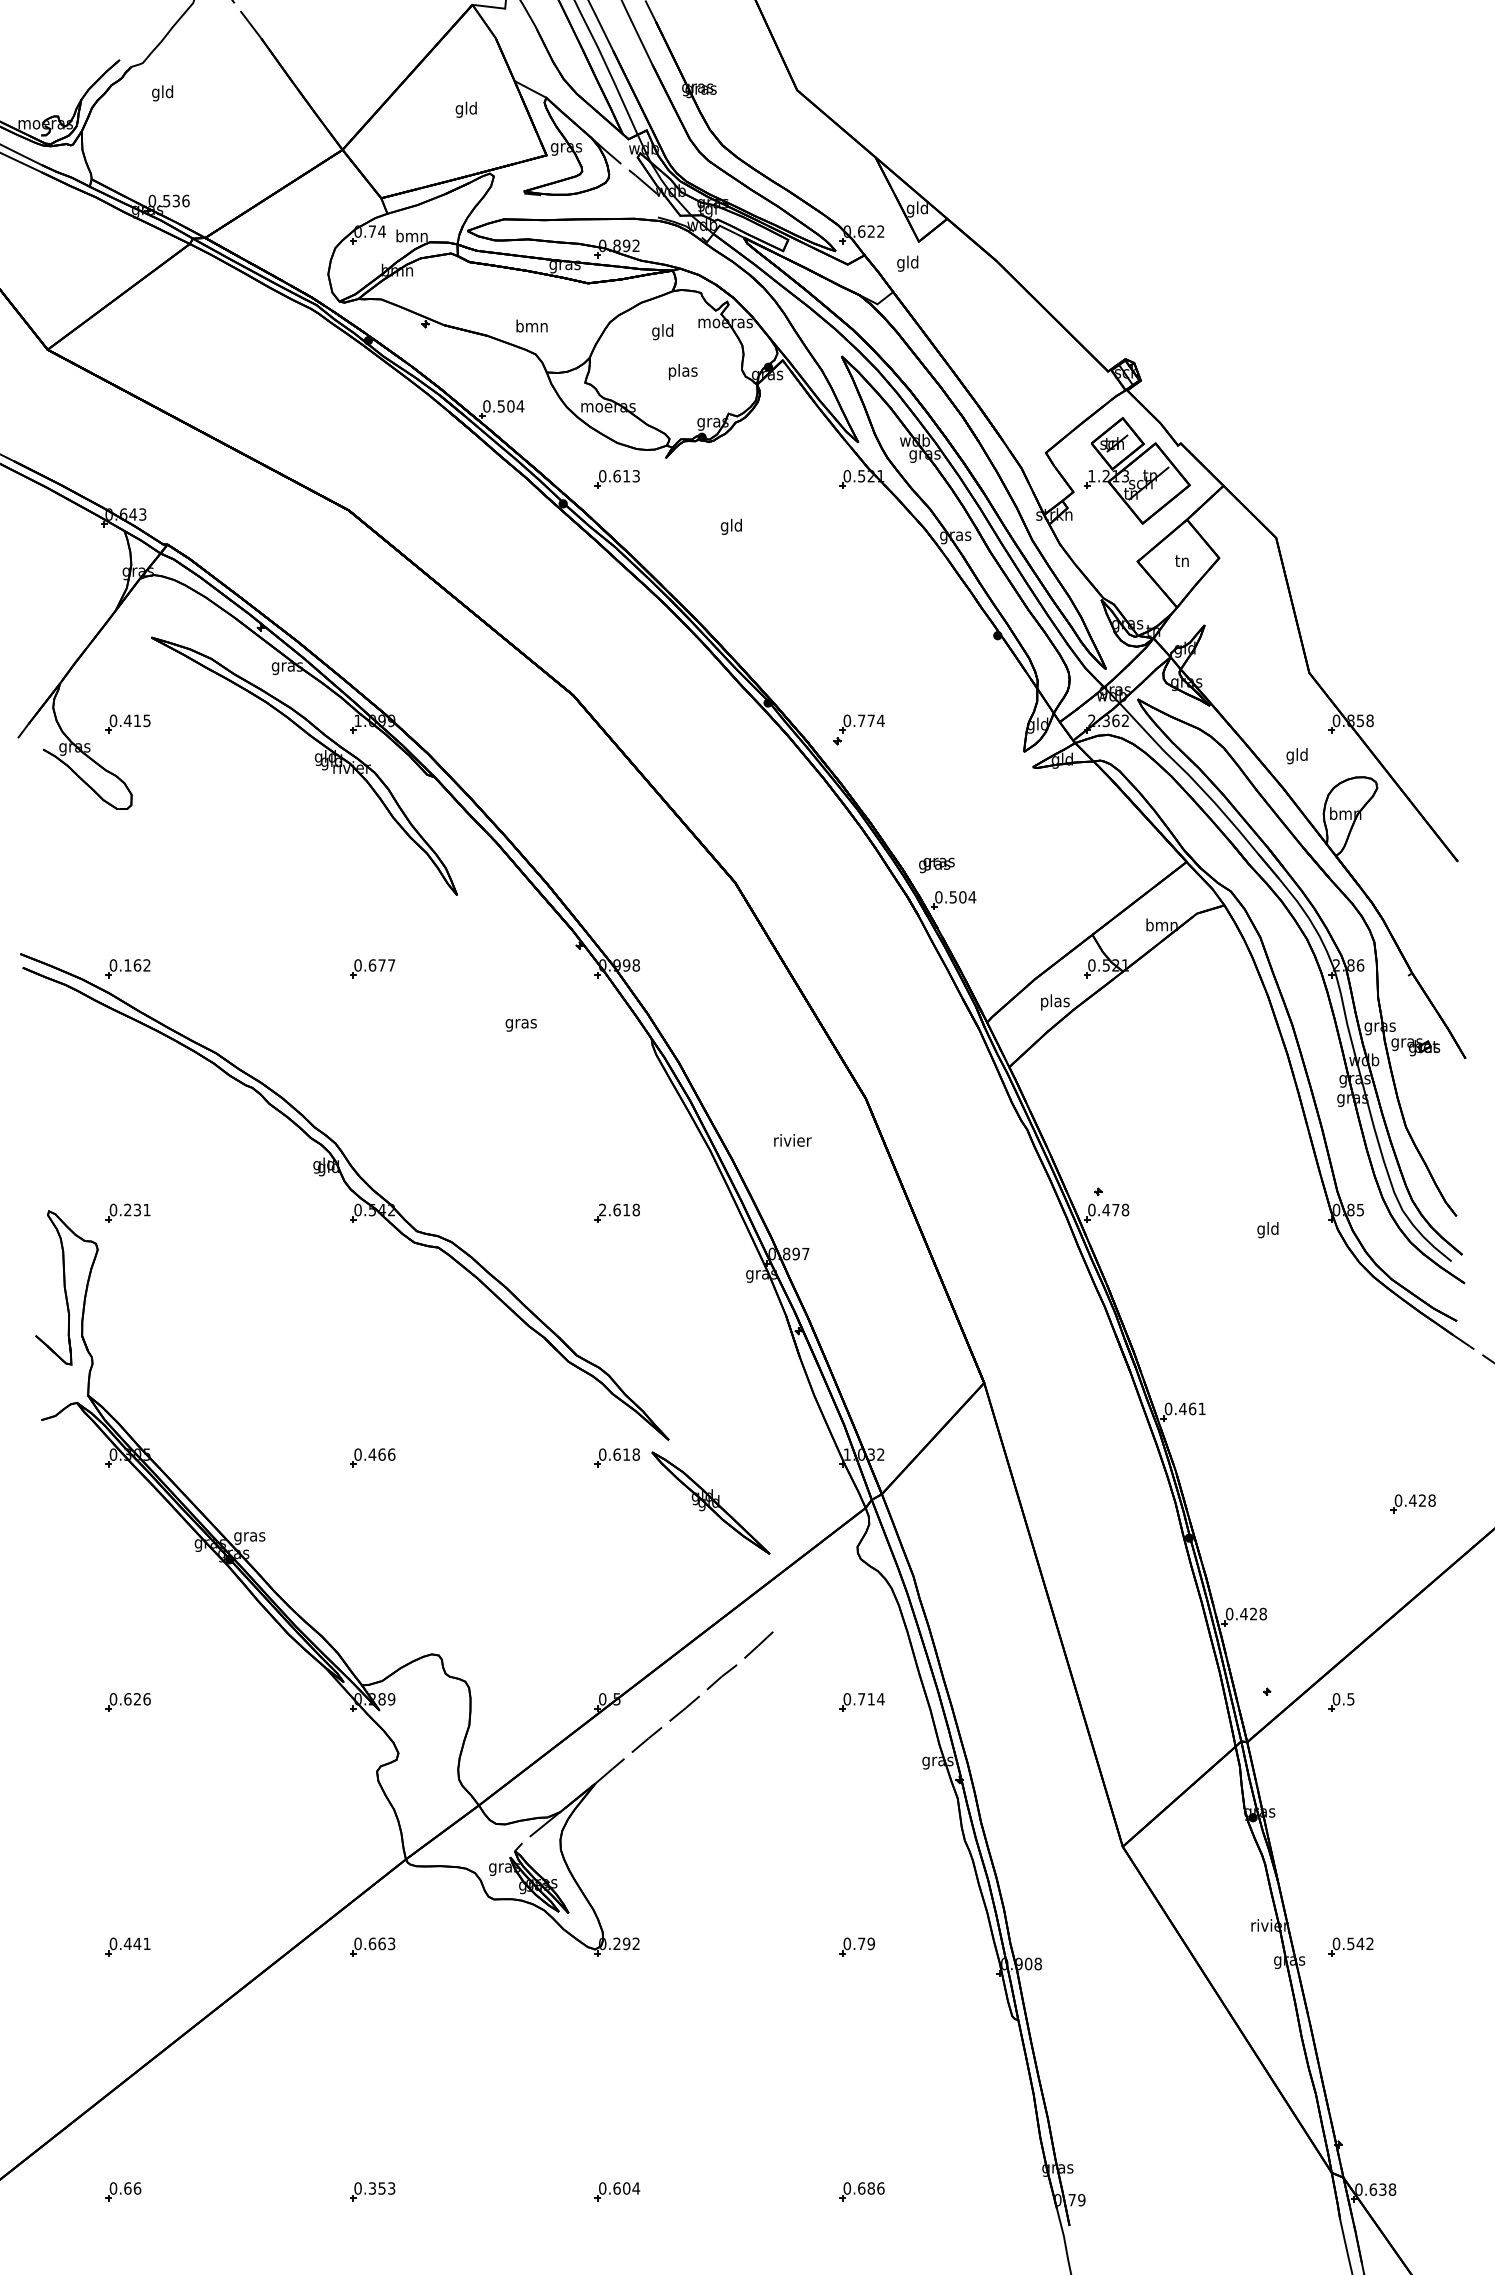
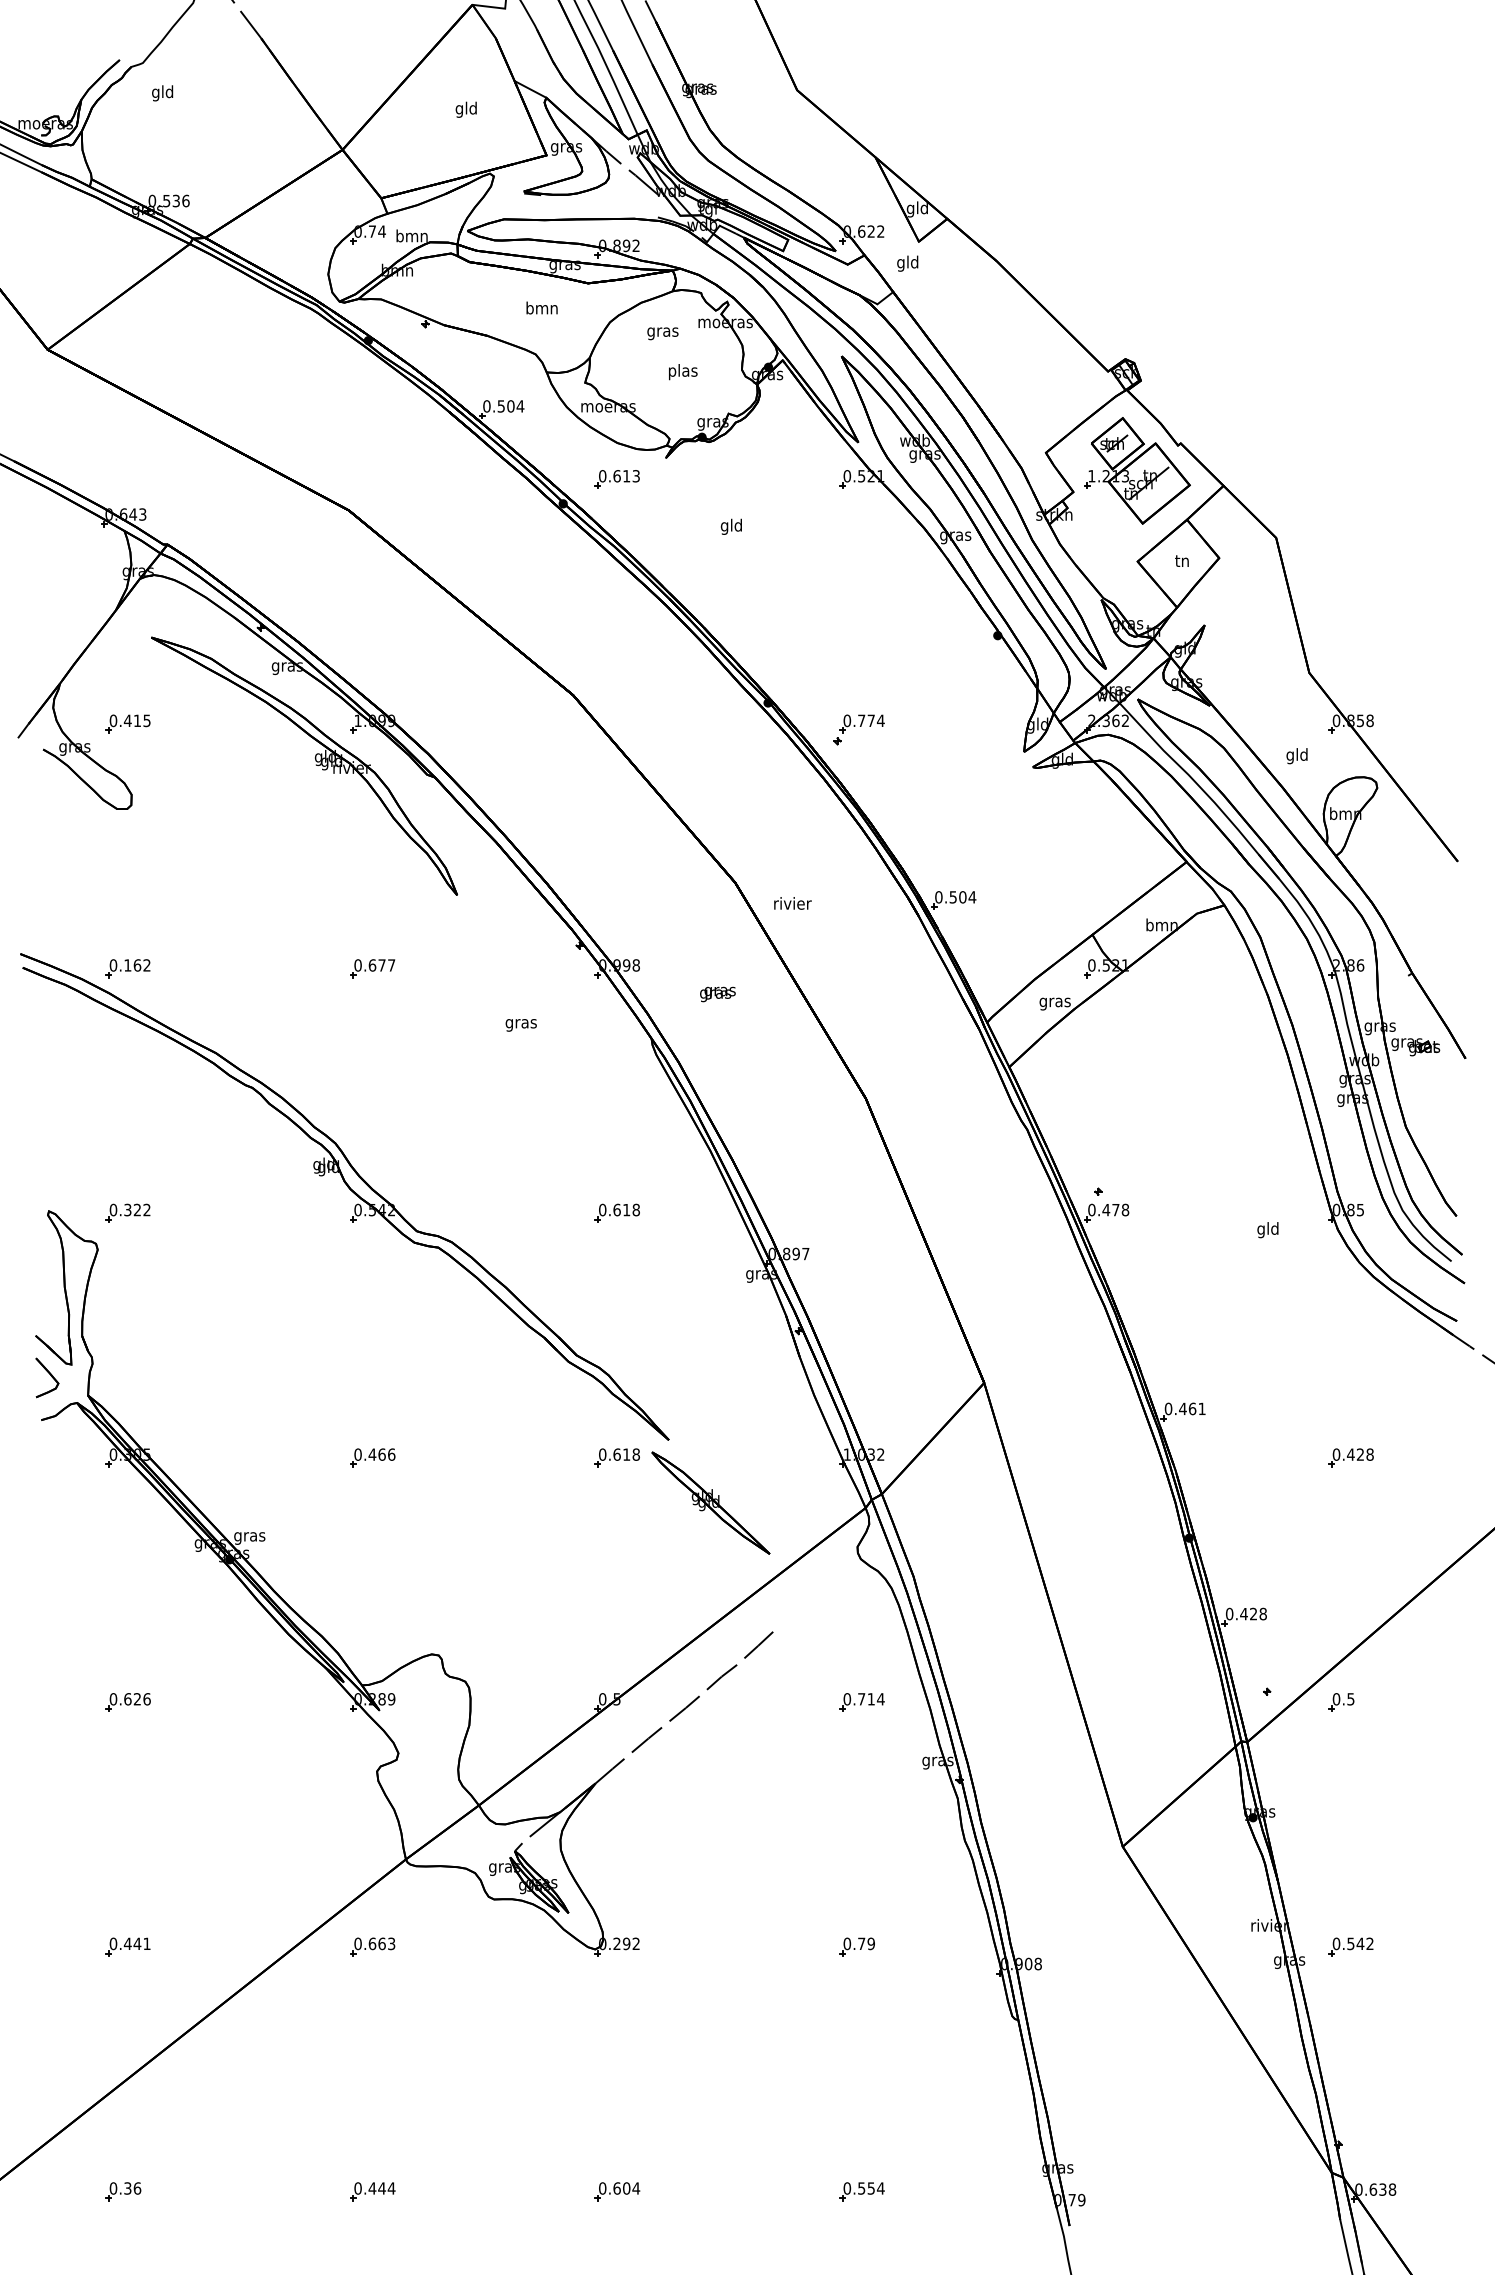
text position: (531, 325) -> (541, 307) (541, 307)
text: gld -> gras (662, 332)
text position: (936, 865) -> (717, 994) (717, 994)
text: plas -> gras (1054, 1002)
text position: (792, 1140) -> (792, 903) (792, 903)
text: 0.231 -> 0.322 (137, 1209)
text: 2.618 -> 0.618 (602, 1209)
part: none -> present (47, 1377)
part position: (1412, 1503) -> (1350, 1457) (1350, 1457)
text: 0.66 -> 0.36 (127, 2188)
text: 0.353 -> 0.444 (381, 2188)
text: 0.686 -> 0.554 (871, 2188)
